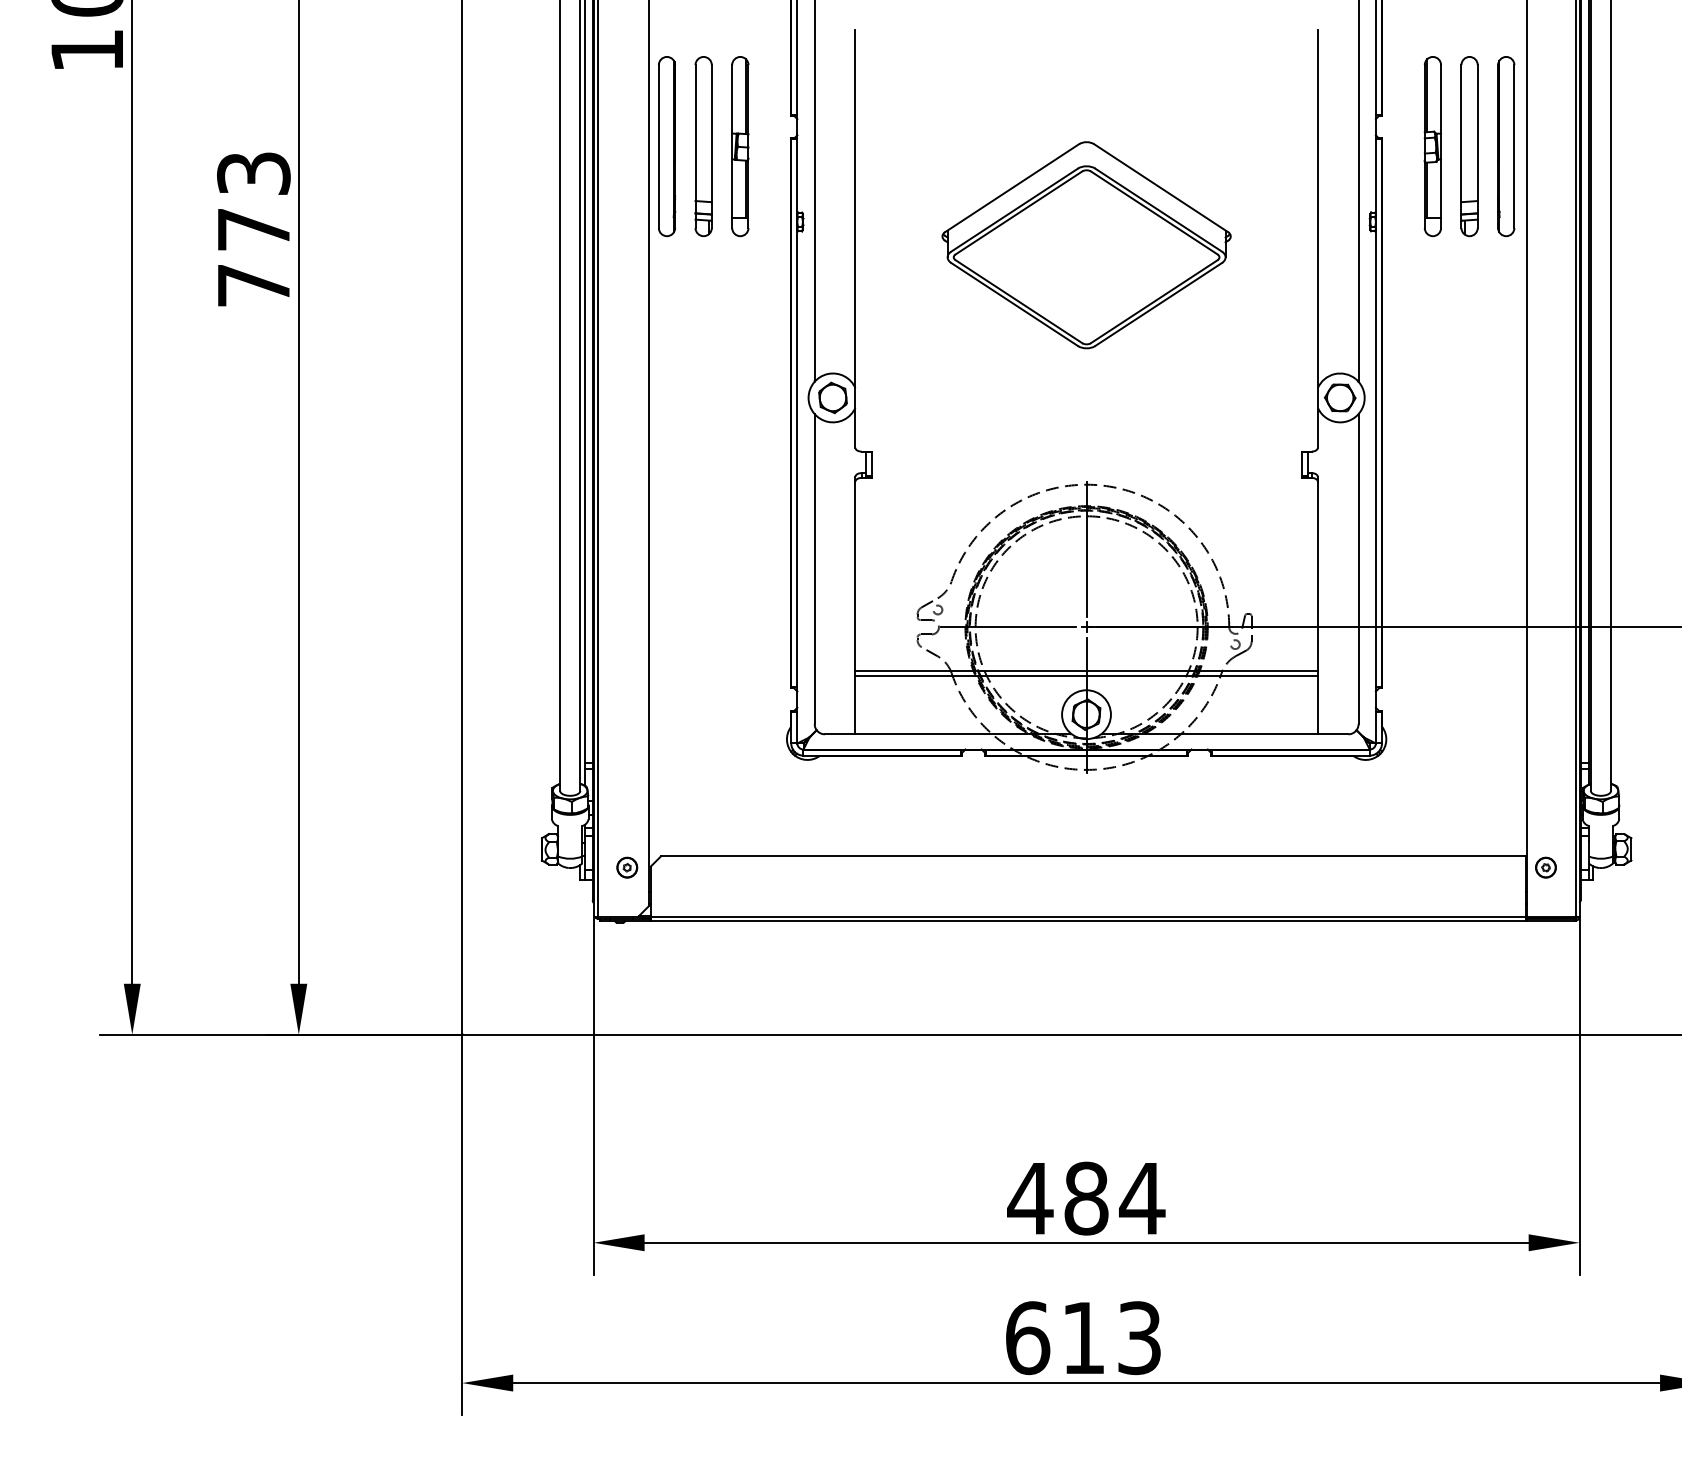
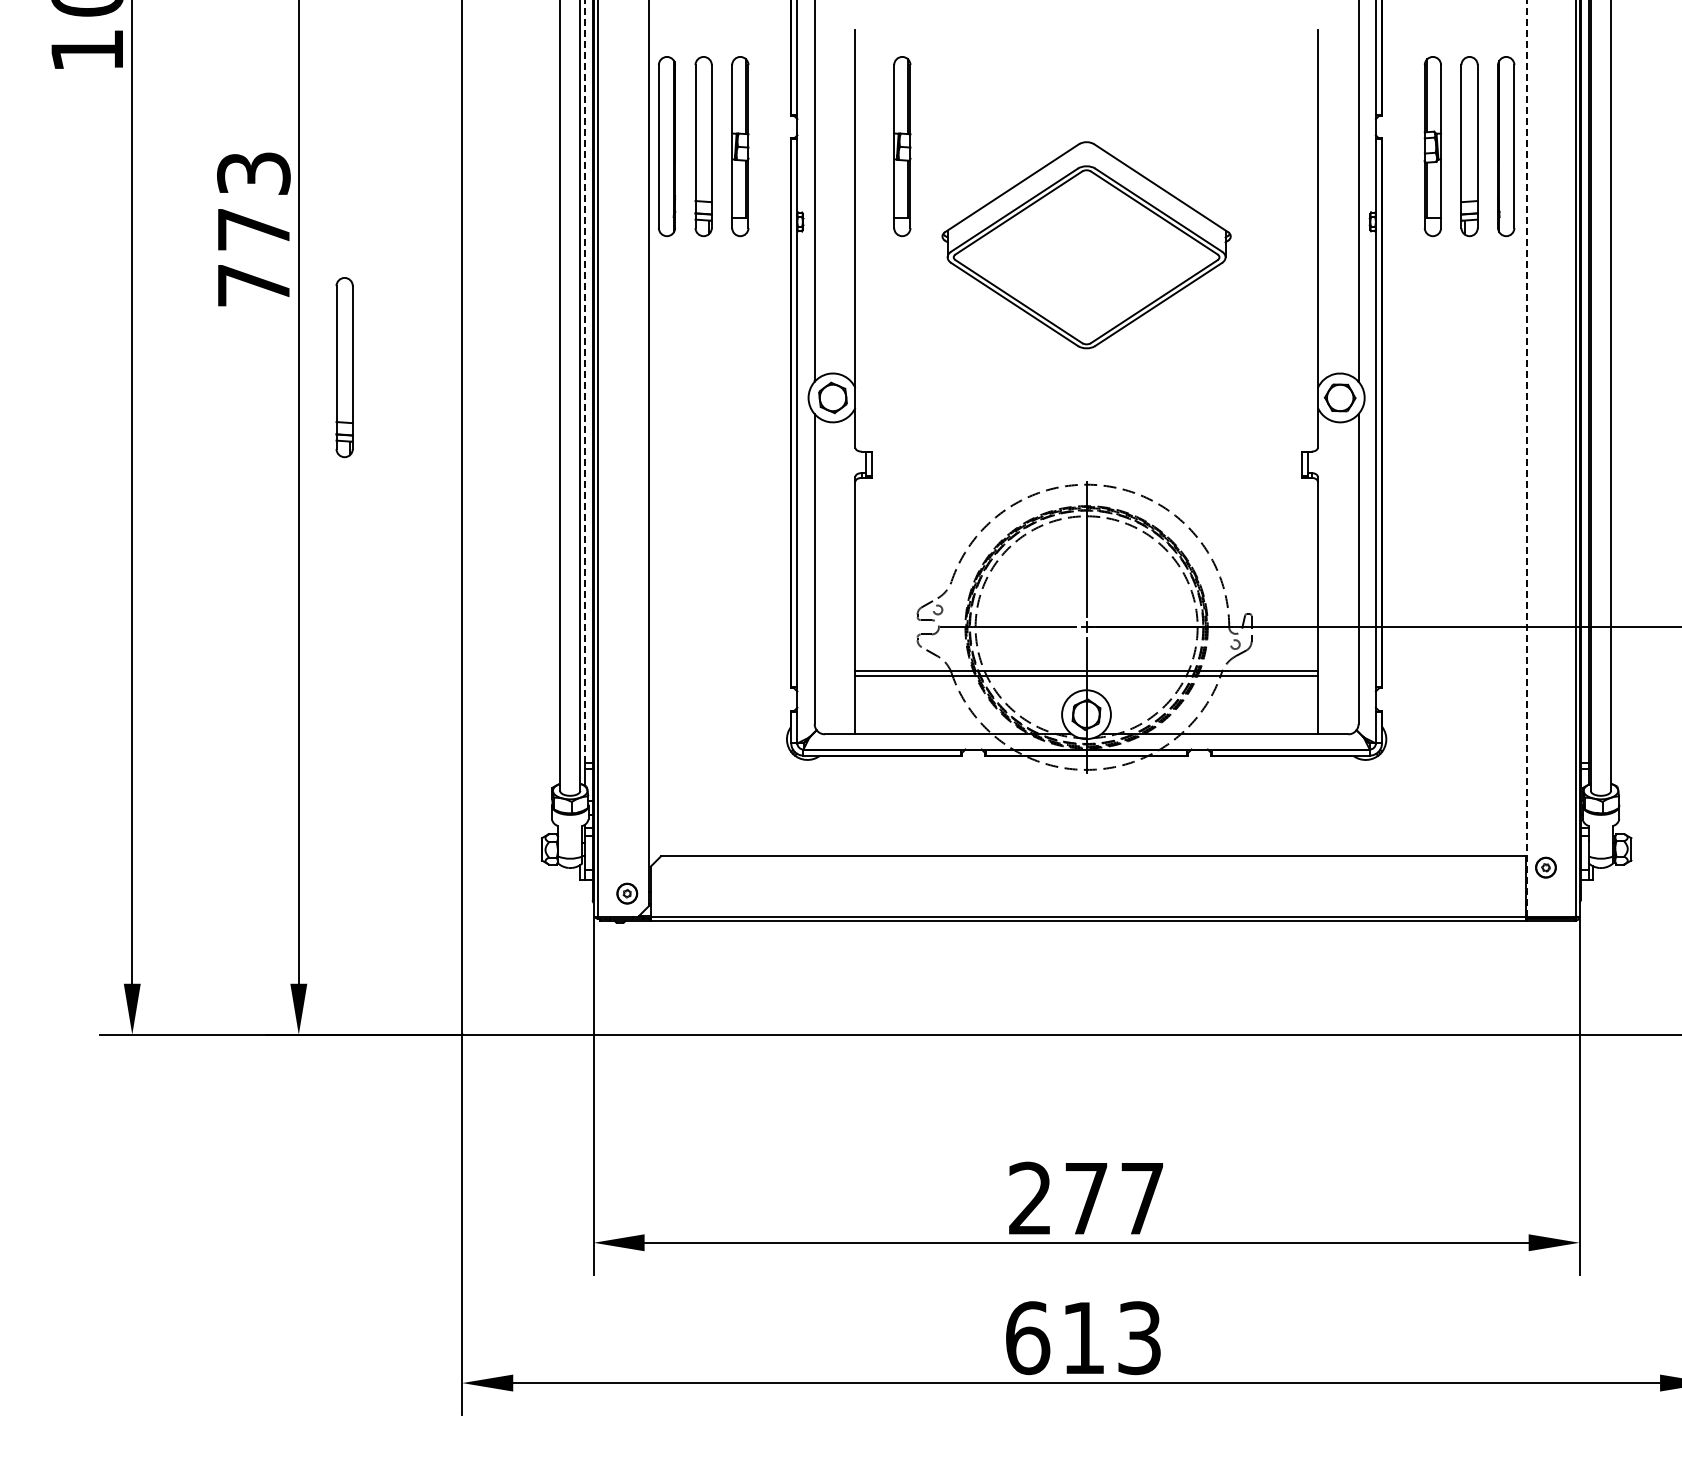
part: none -> present (902, 146)
part: none -> present (344, 367)
line: solid -> dashed (584, 381)
line: solid -> dashed (1526, 458)
part position: (627, 867) -> (627, 893) (627, 893)
text: 484 -> 277 (1086, 1198)
